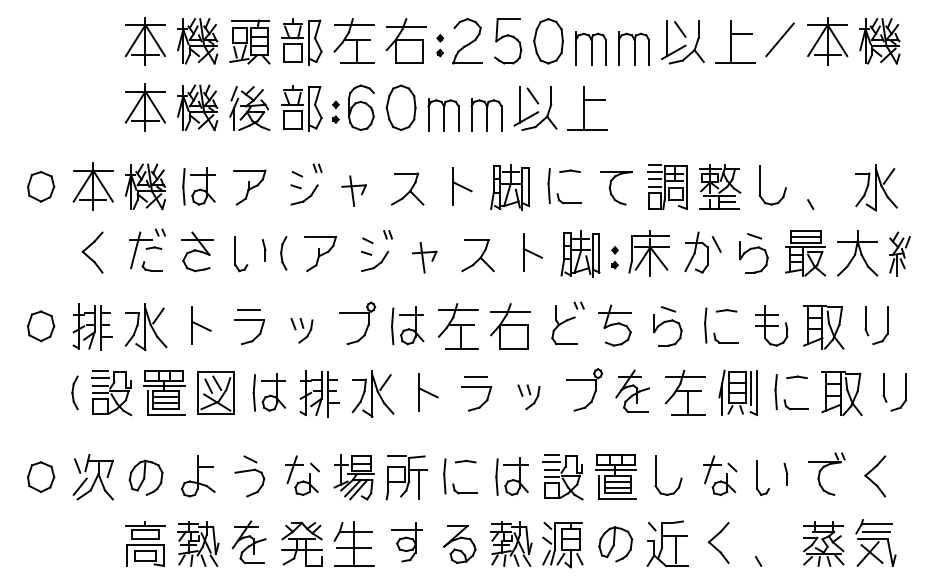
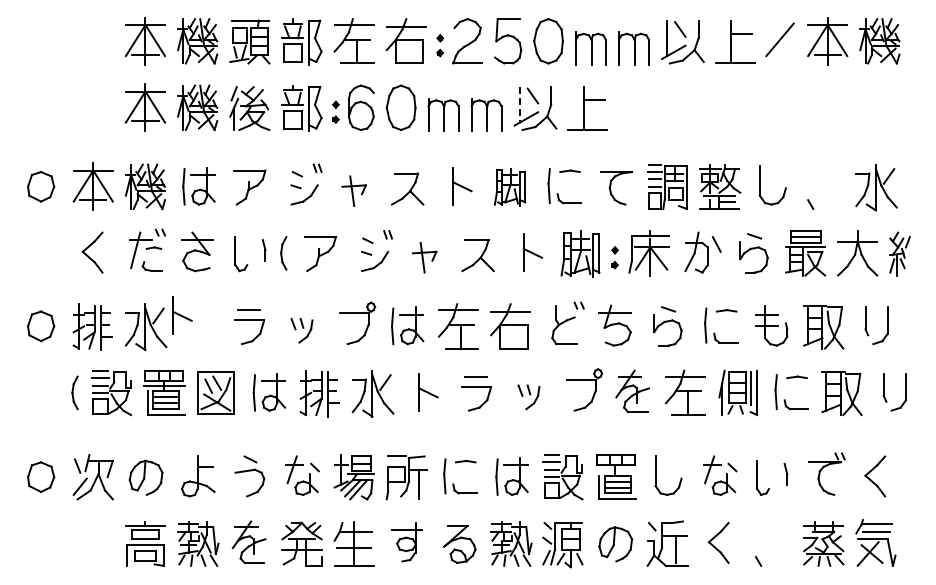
line: solid -> dashed (519, 104)
part size: 40x47 px -> 33x39 px (510, 187)
part position: (201, 325) -> (182, 315) (182, 315)
line: present -> none (615, 469)
